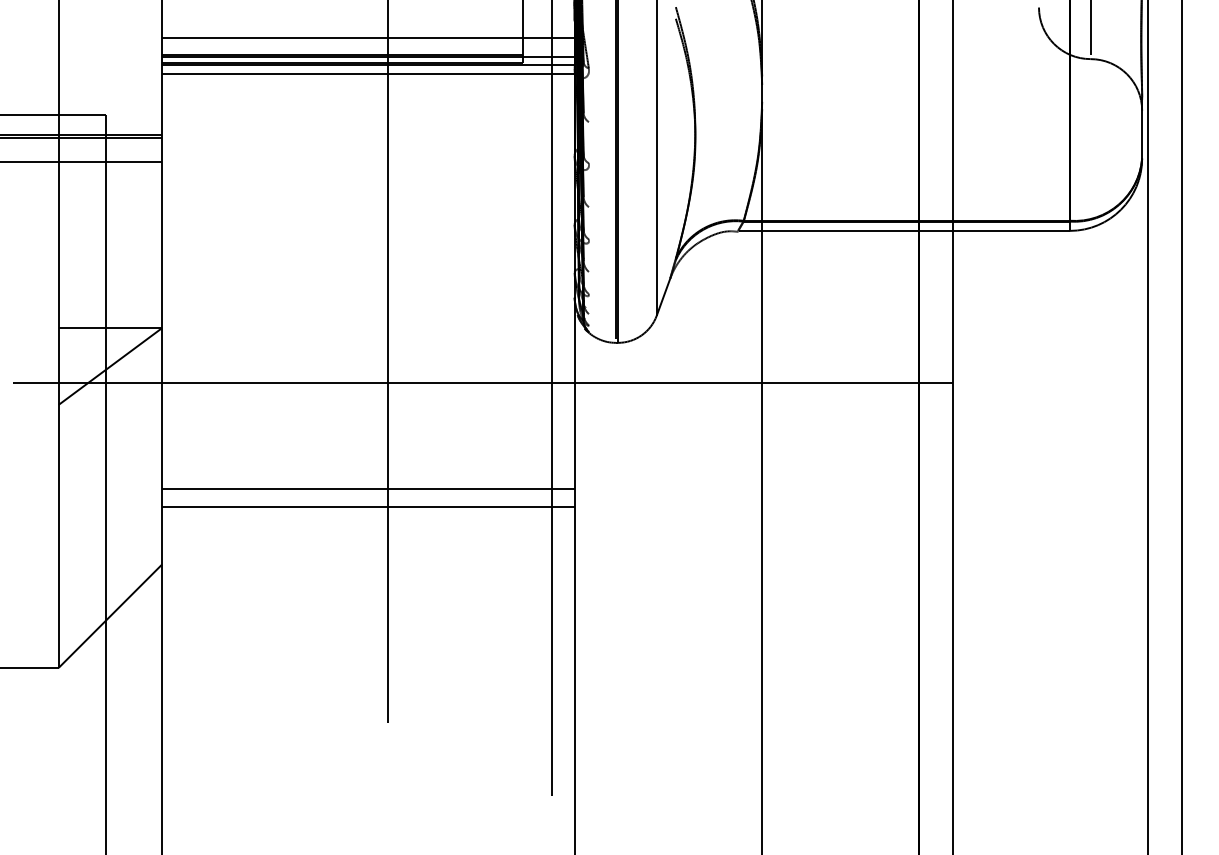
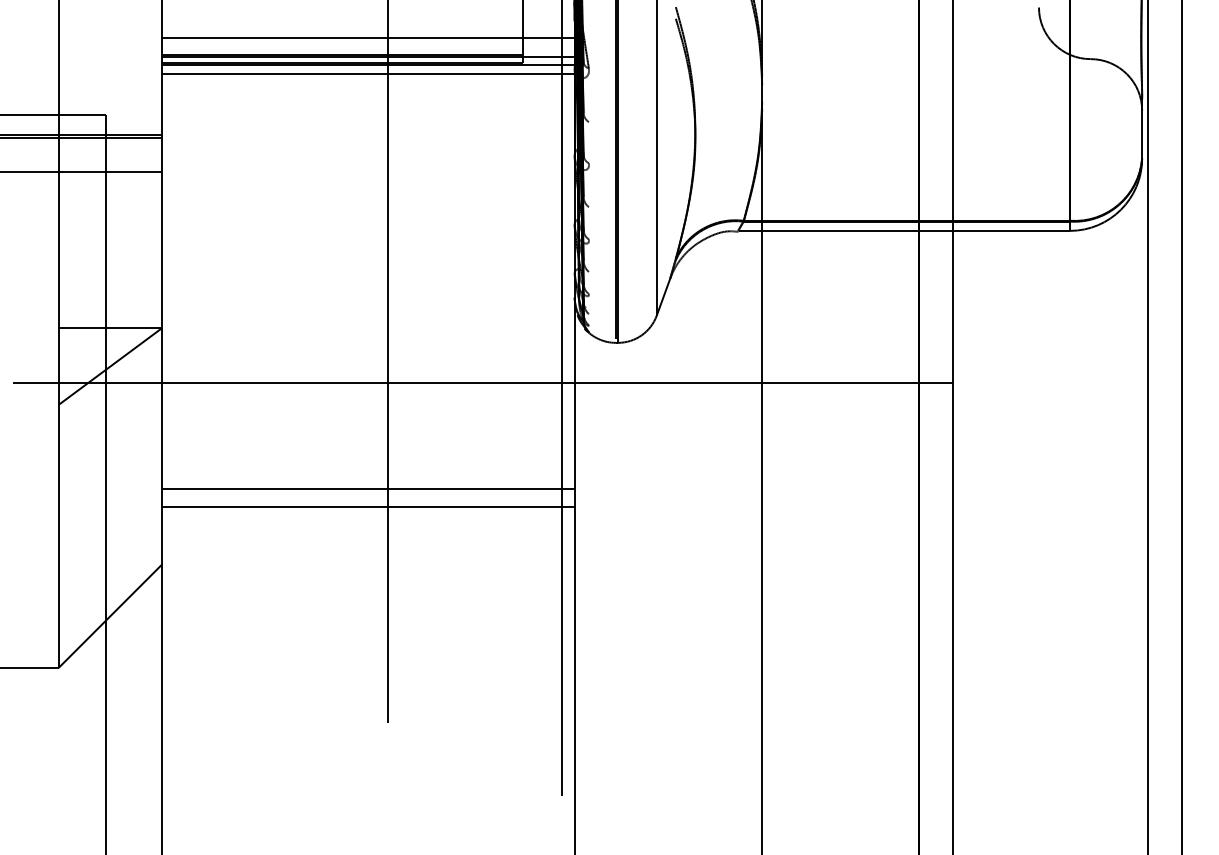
line: present -> none (1090, 28)
line position: (81, 162) -> (81, 172) (81, 172)
line position: (552, 426) -> (562, 426) (562, 426)
